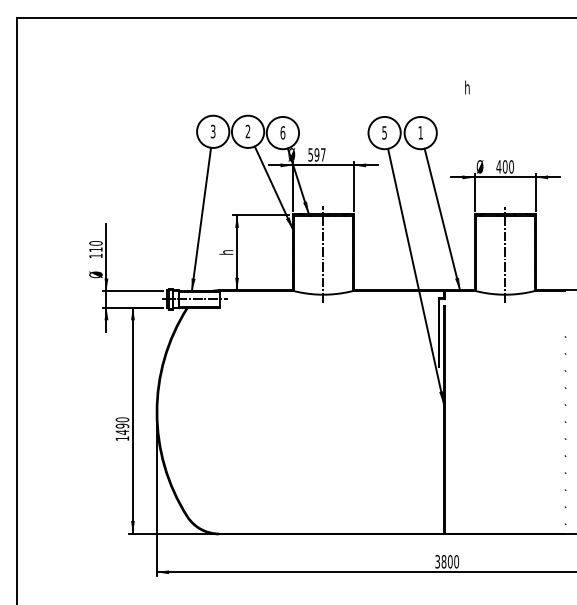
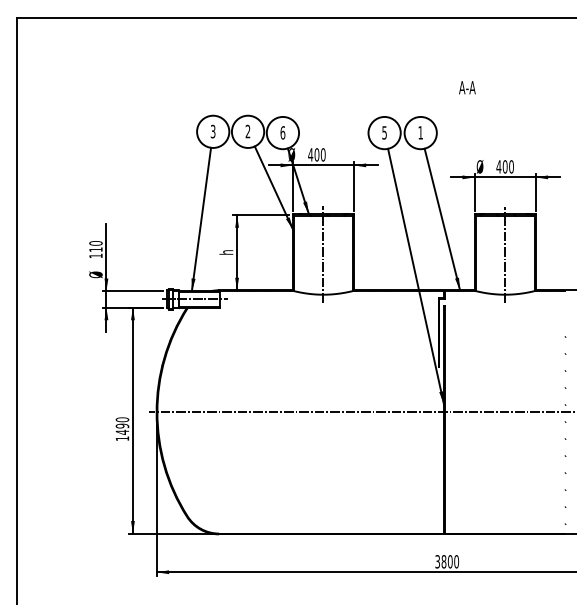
text: h -> A-A (467, 87)
text: 597 -> 400 (316, 154)
line: none -> present (361, 412)
